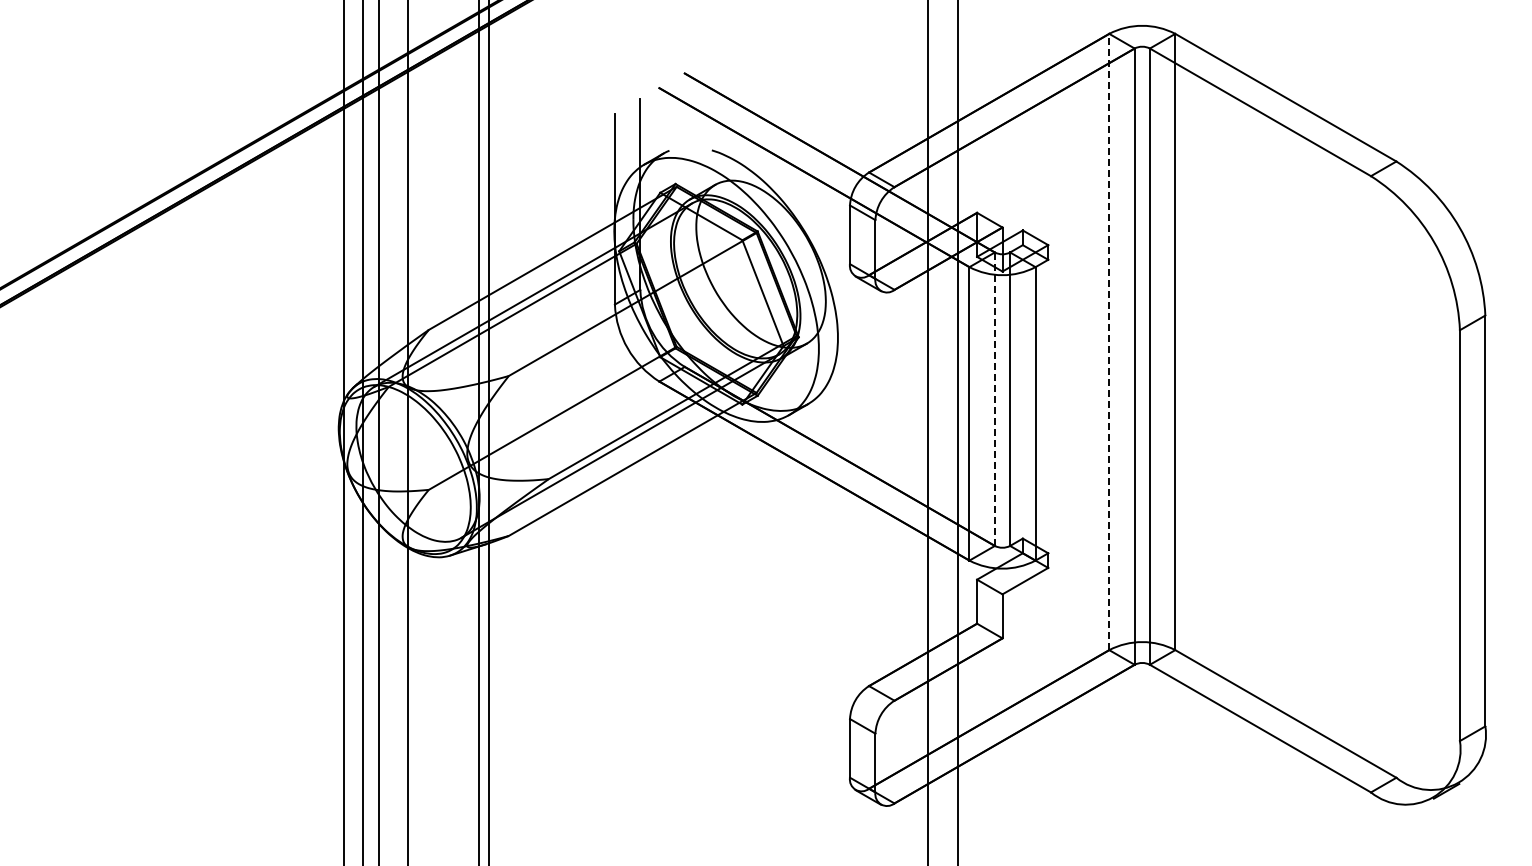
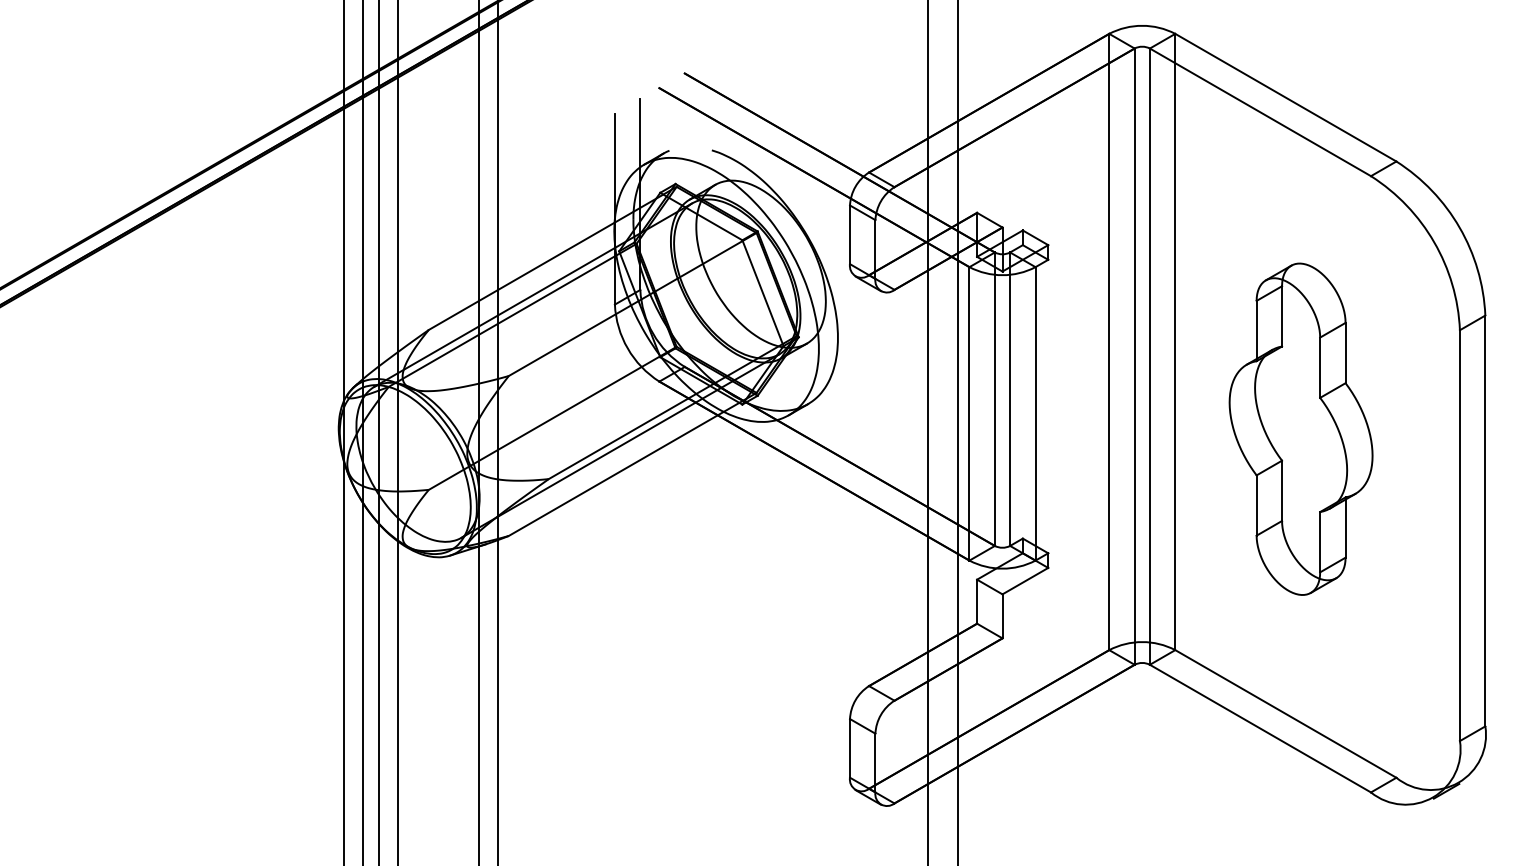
line: dashed -> solid (1109, 341)
line: dashed -> solid (994, 399)
part: none -> present (1300, 428)
line position: (407, 432) -> (397, 432) (397, 432)
line position: (489, 432) -> (498, 432) (498, 432)
